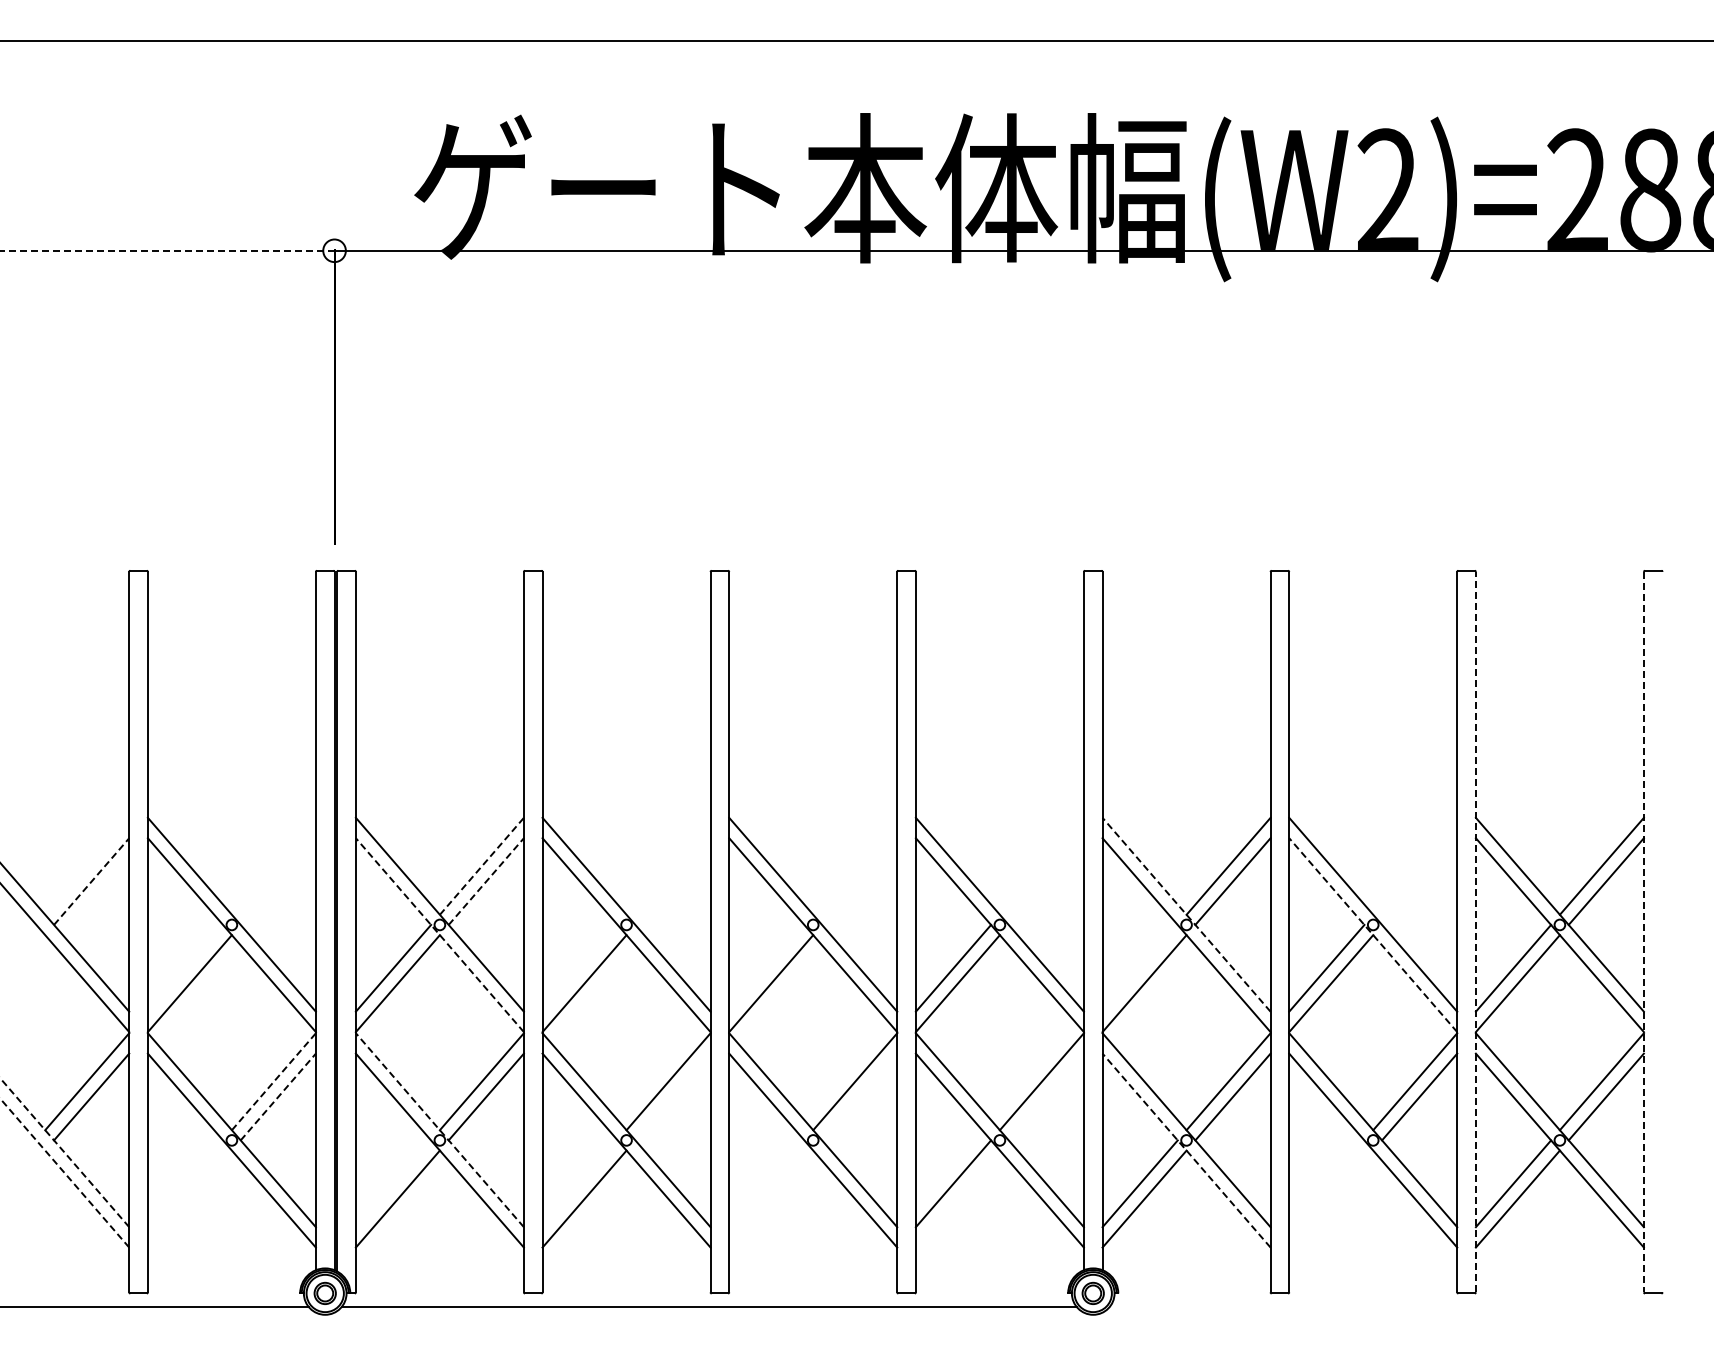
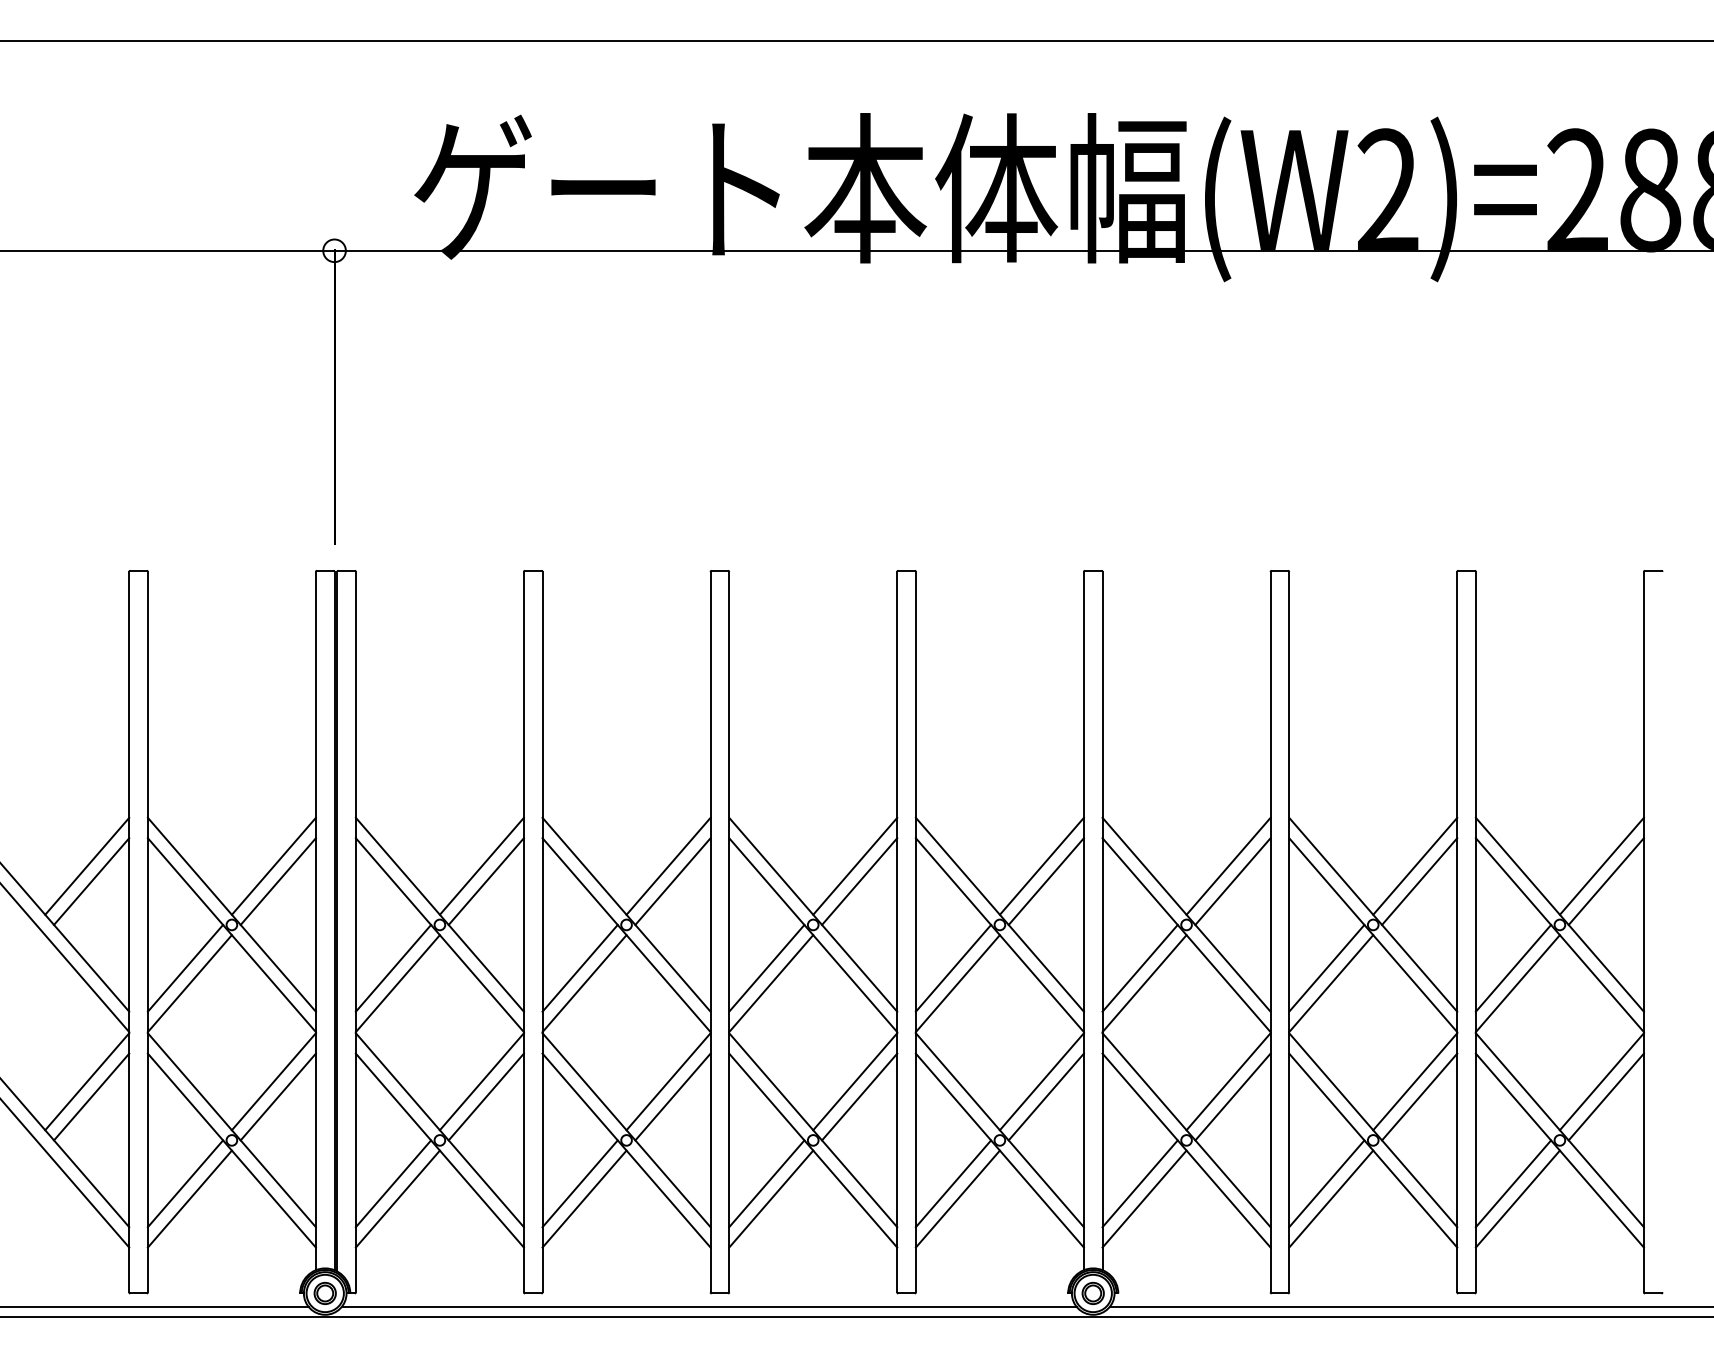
line: dashed -> solid (167, 250)
line: none -> present (87, 865)
line: none -> present (273, 865)
line: dashed -> solid (482, 865)
line: none -> present (668, 865)
line: none -> present (855, 865)
line: none -> present (1041, 865)
line: none -> present (1415, 865)
line: dashed -> solid (91, 881)
line: none -> present (277, 881)
line: dashed -> solid (486, 881)
line: none -> present (672, 881)
line: none -> present (859, 881)
line: none -> present (1045, 881)
line: none -> present (1419, 881)
line: dashed -> solid (1186, 914)
line: dashed -> solid (1475, 931)
line: dashed -> solid (1643, 932)
line: dashed -> solid (439, 934)
line: dashed -> solid (1372, 934)
line: none -> present (185, 967)
line: none -> present (579, 967)
line: none -> present (766, 967)
line: none -> present (1139, 967)
line: dashed -> solid (274, 1081)
line: dashed -> solid (278, 1096)
line: none -> present (672, 1096)
line: none -> present (859, 1096)
line: none -> present (1045, 1096)
line: dashed -> solid (439, 1129)
line: dashed -> solid (1186, 1150)
line: dashed -> solid (64, 1152)
line: dashed -> solid (64, 1172)
line: none -> present (185, 1183)
line: none -> present (393, 1183)
line: none -> present (579, 1183)
line: none -> present (766, 1183)
line: none -> present (1326, 1183)
line: none -> present (189, 1198)
line: none -> present (771, 1198)
line: none -> present (957, 1198)
line: none -> present (1331, 1198)
line: none -> present (1409, 1306)
line: none -> present (856, 1317)
